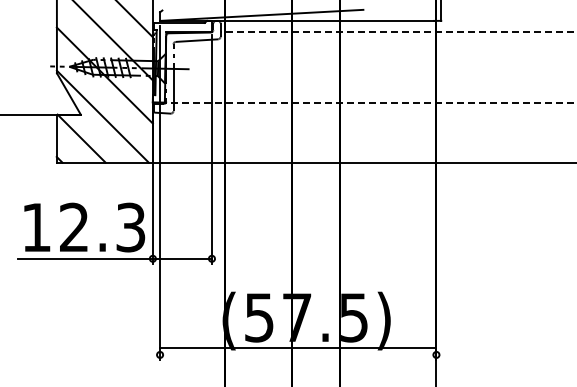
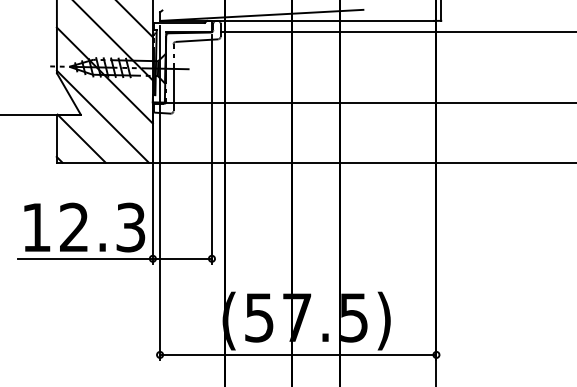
line: dashed -> solid (398, 32)
line: dashed -> solid (369, 102)
line position: (298, 347) -> (298, 354) (298, 354)
